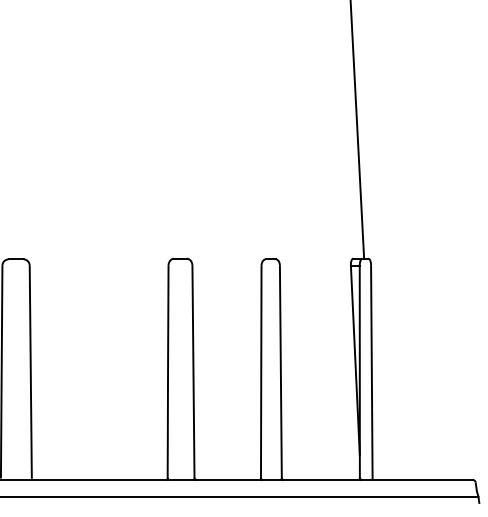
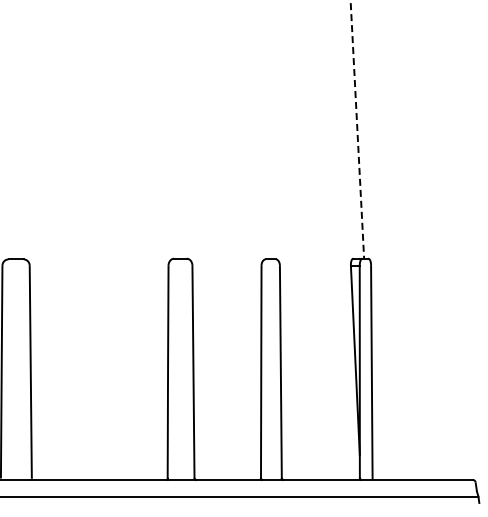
line: solid -> dashed (357, 129)
